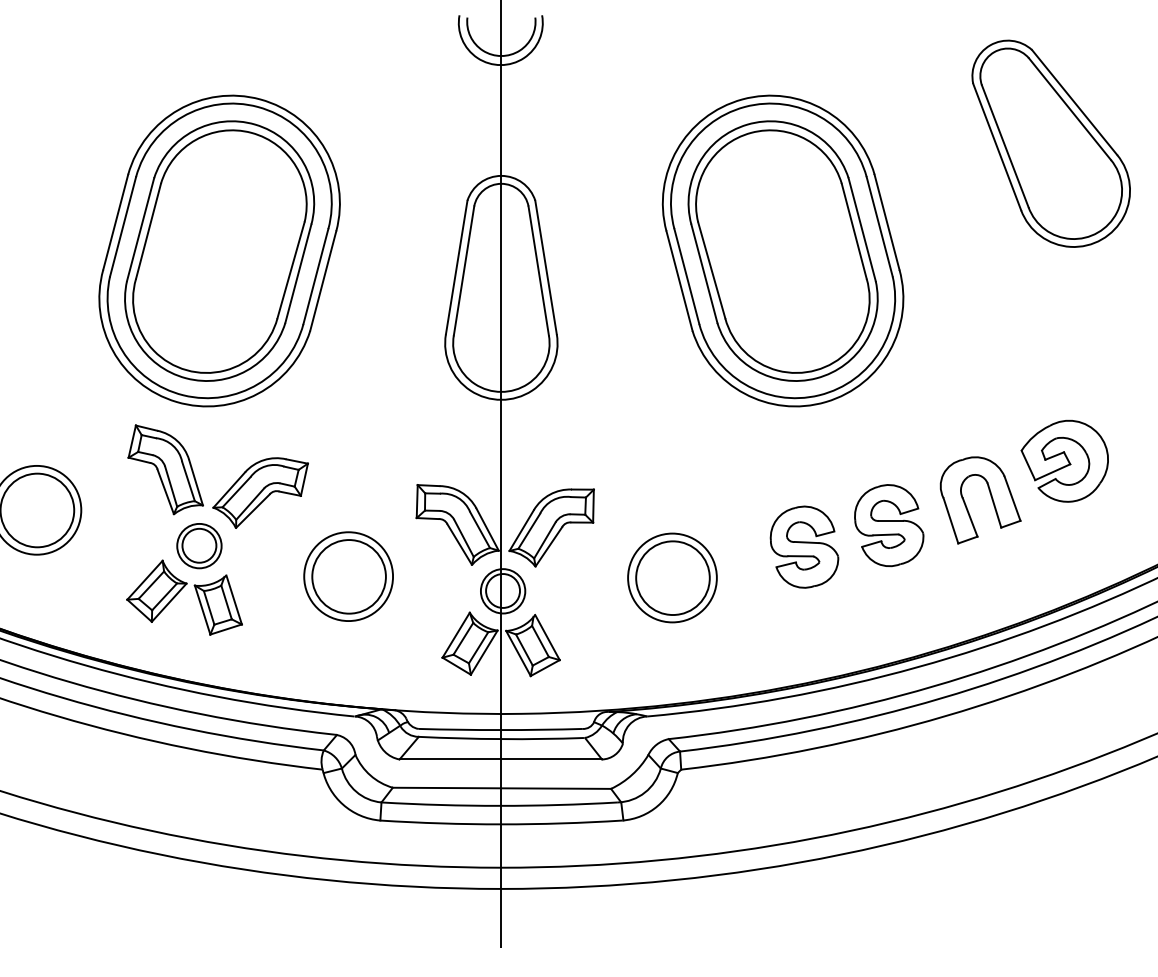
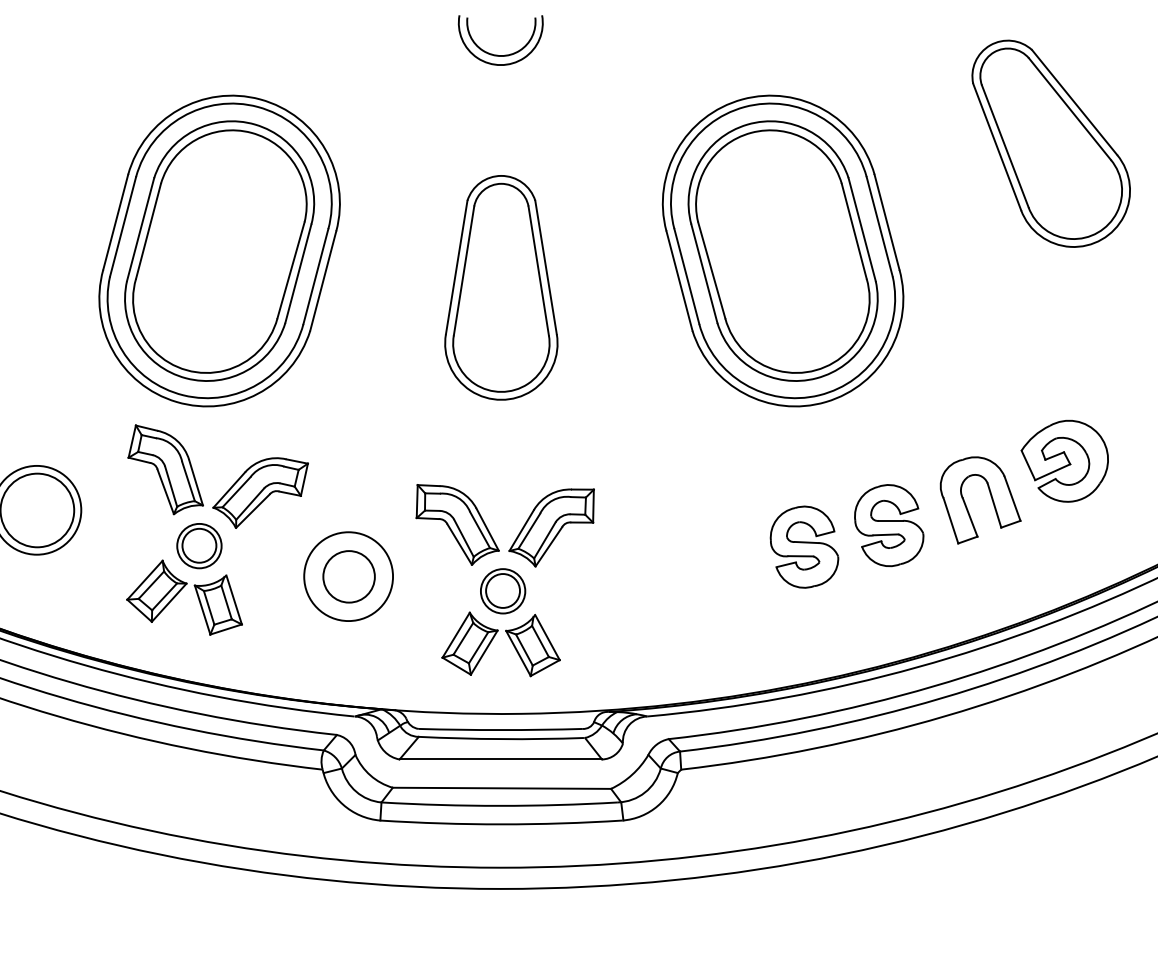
line: present -> none (501, 474)
circle diameter: 74 px -> 52 px (348, 576)
part: present -> none (672, 577)
